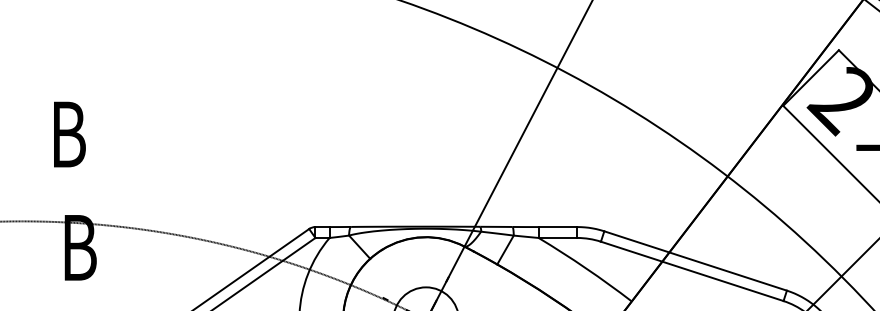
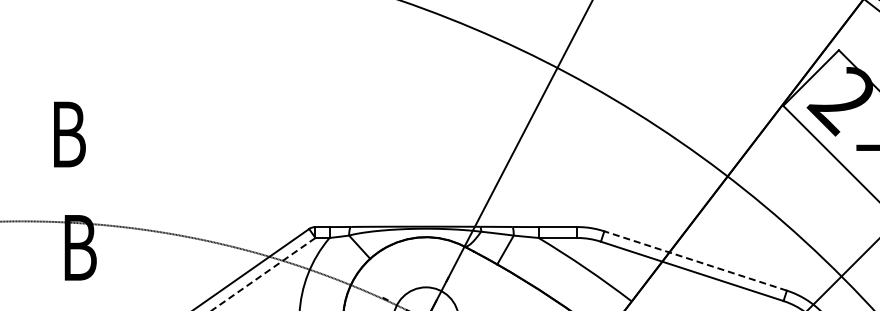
line: solid -> dashed (695, 260)
line: solid -> dashed (263, 274)
